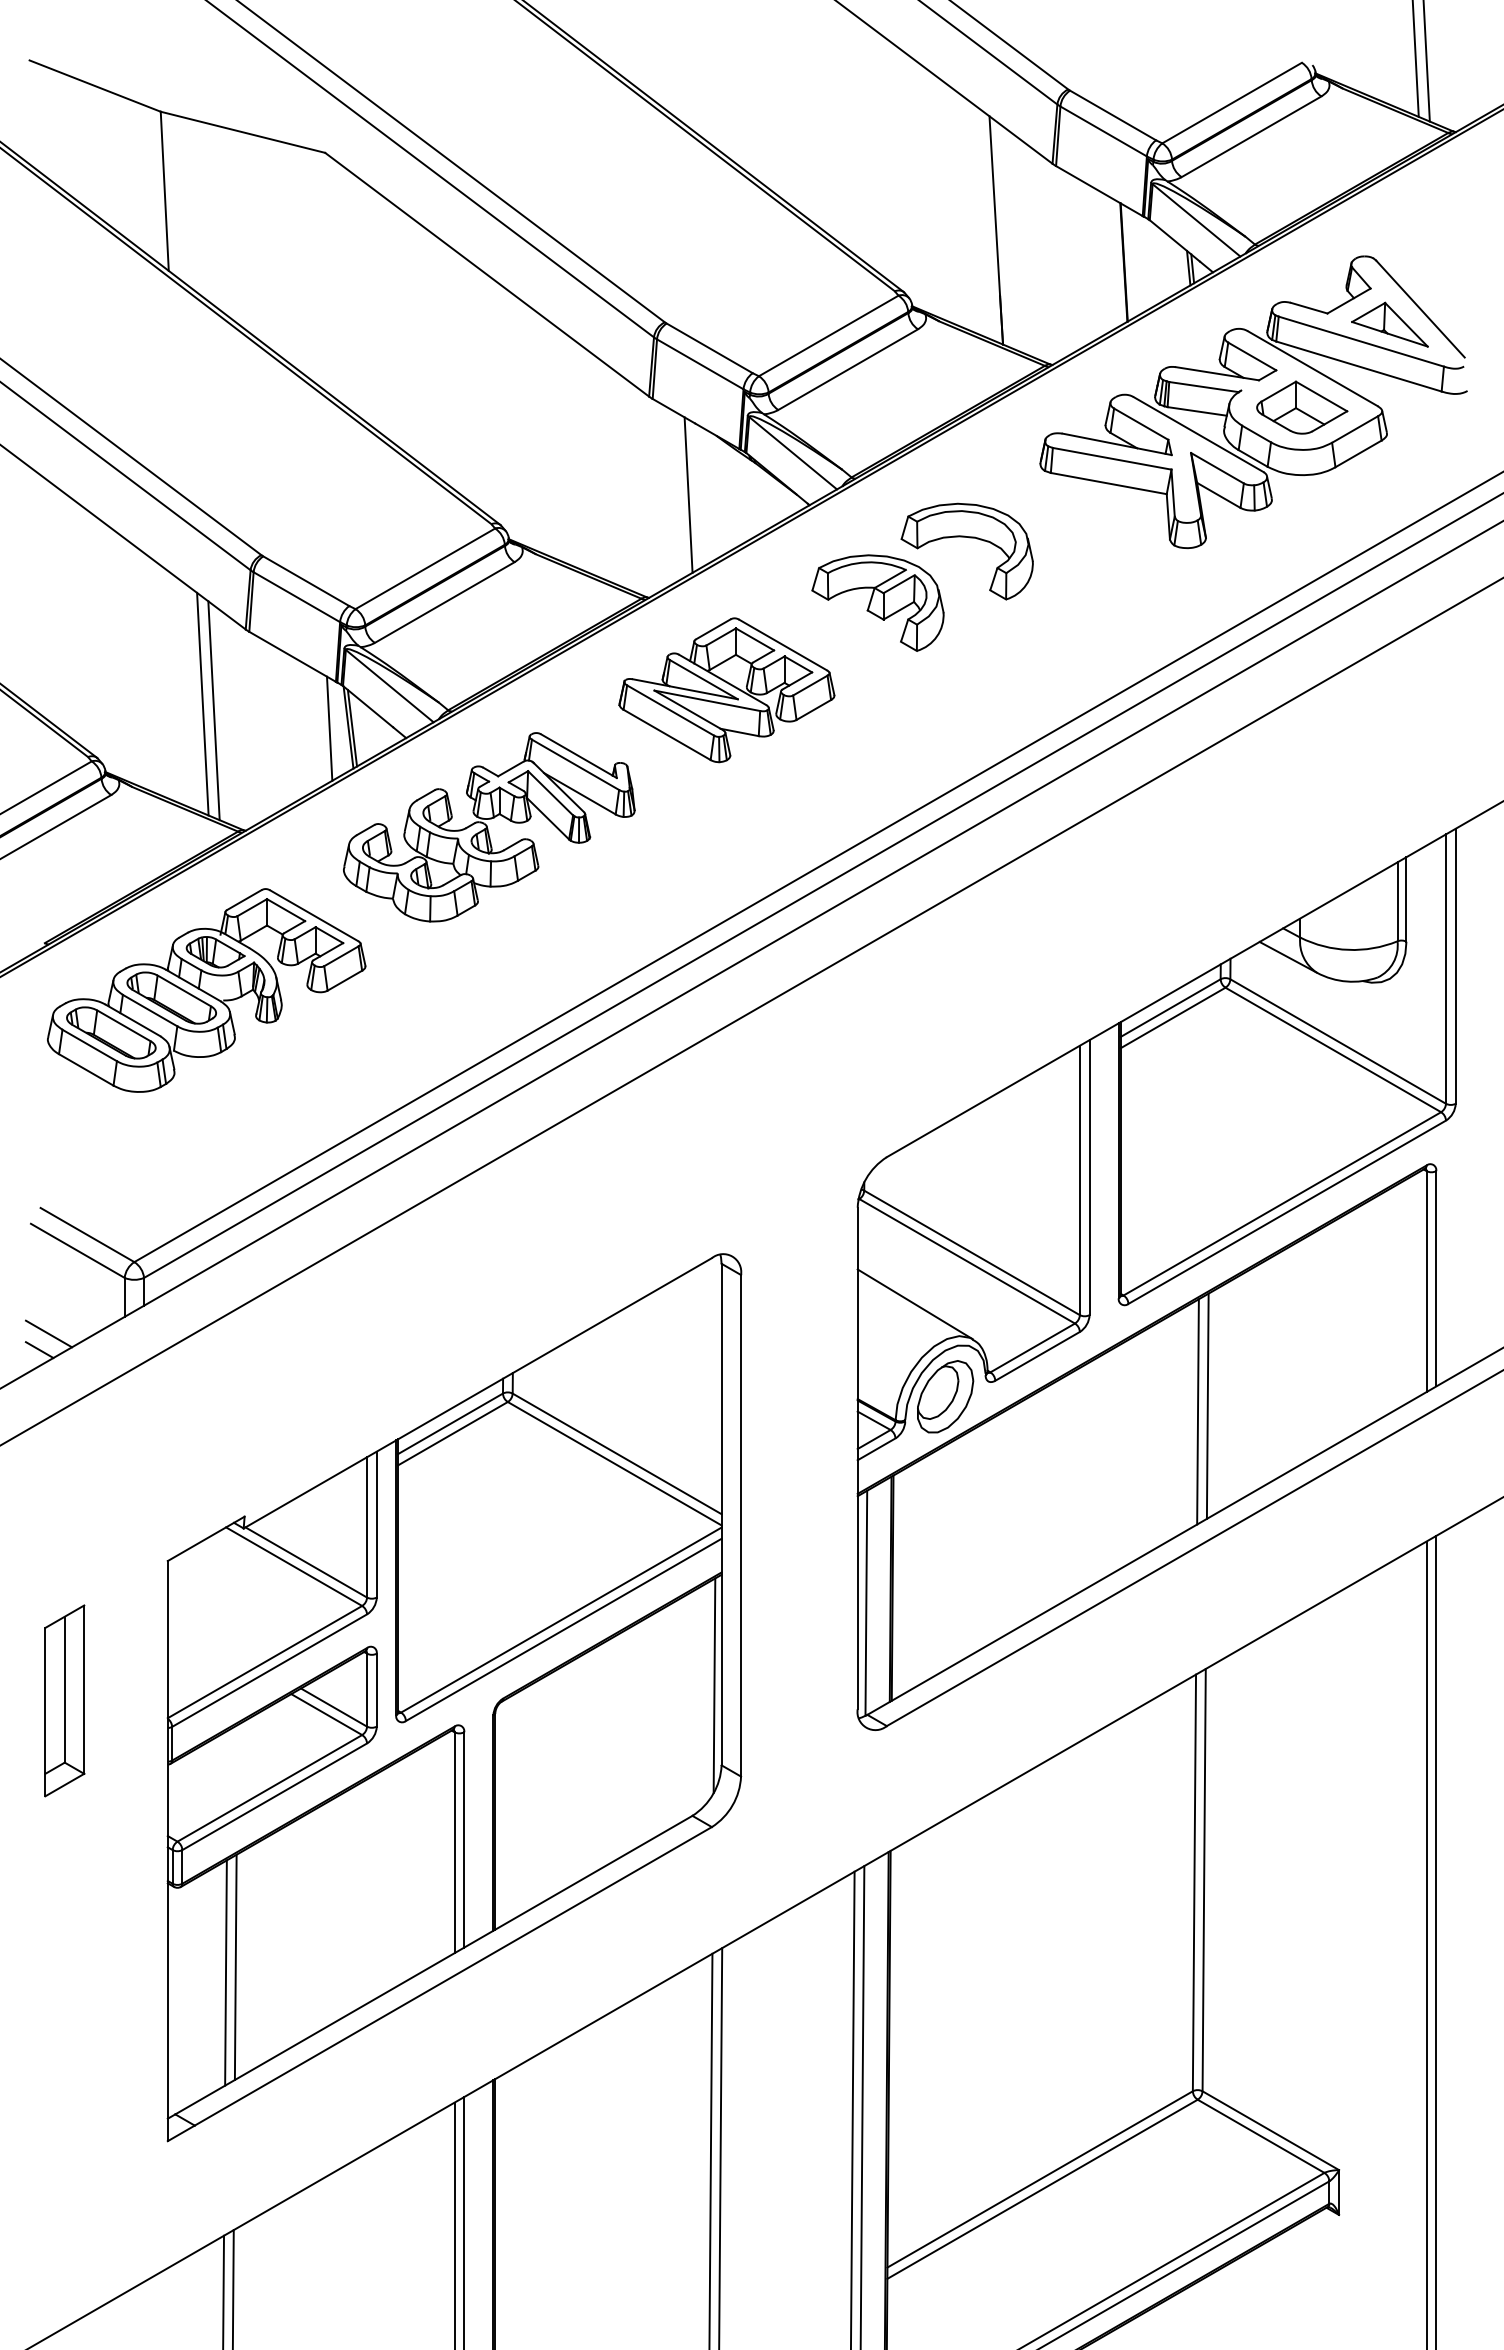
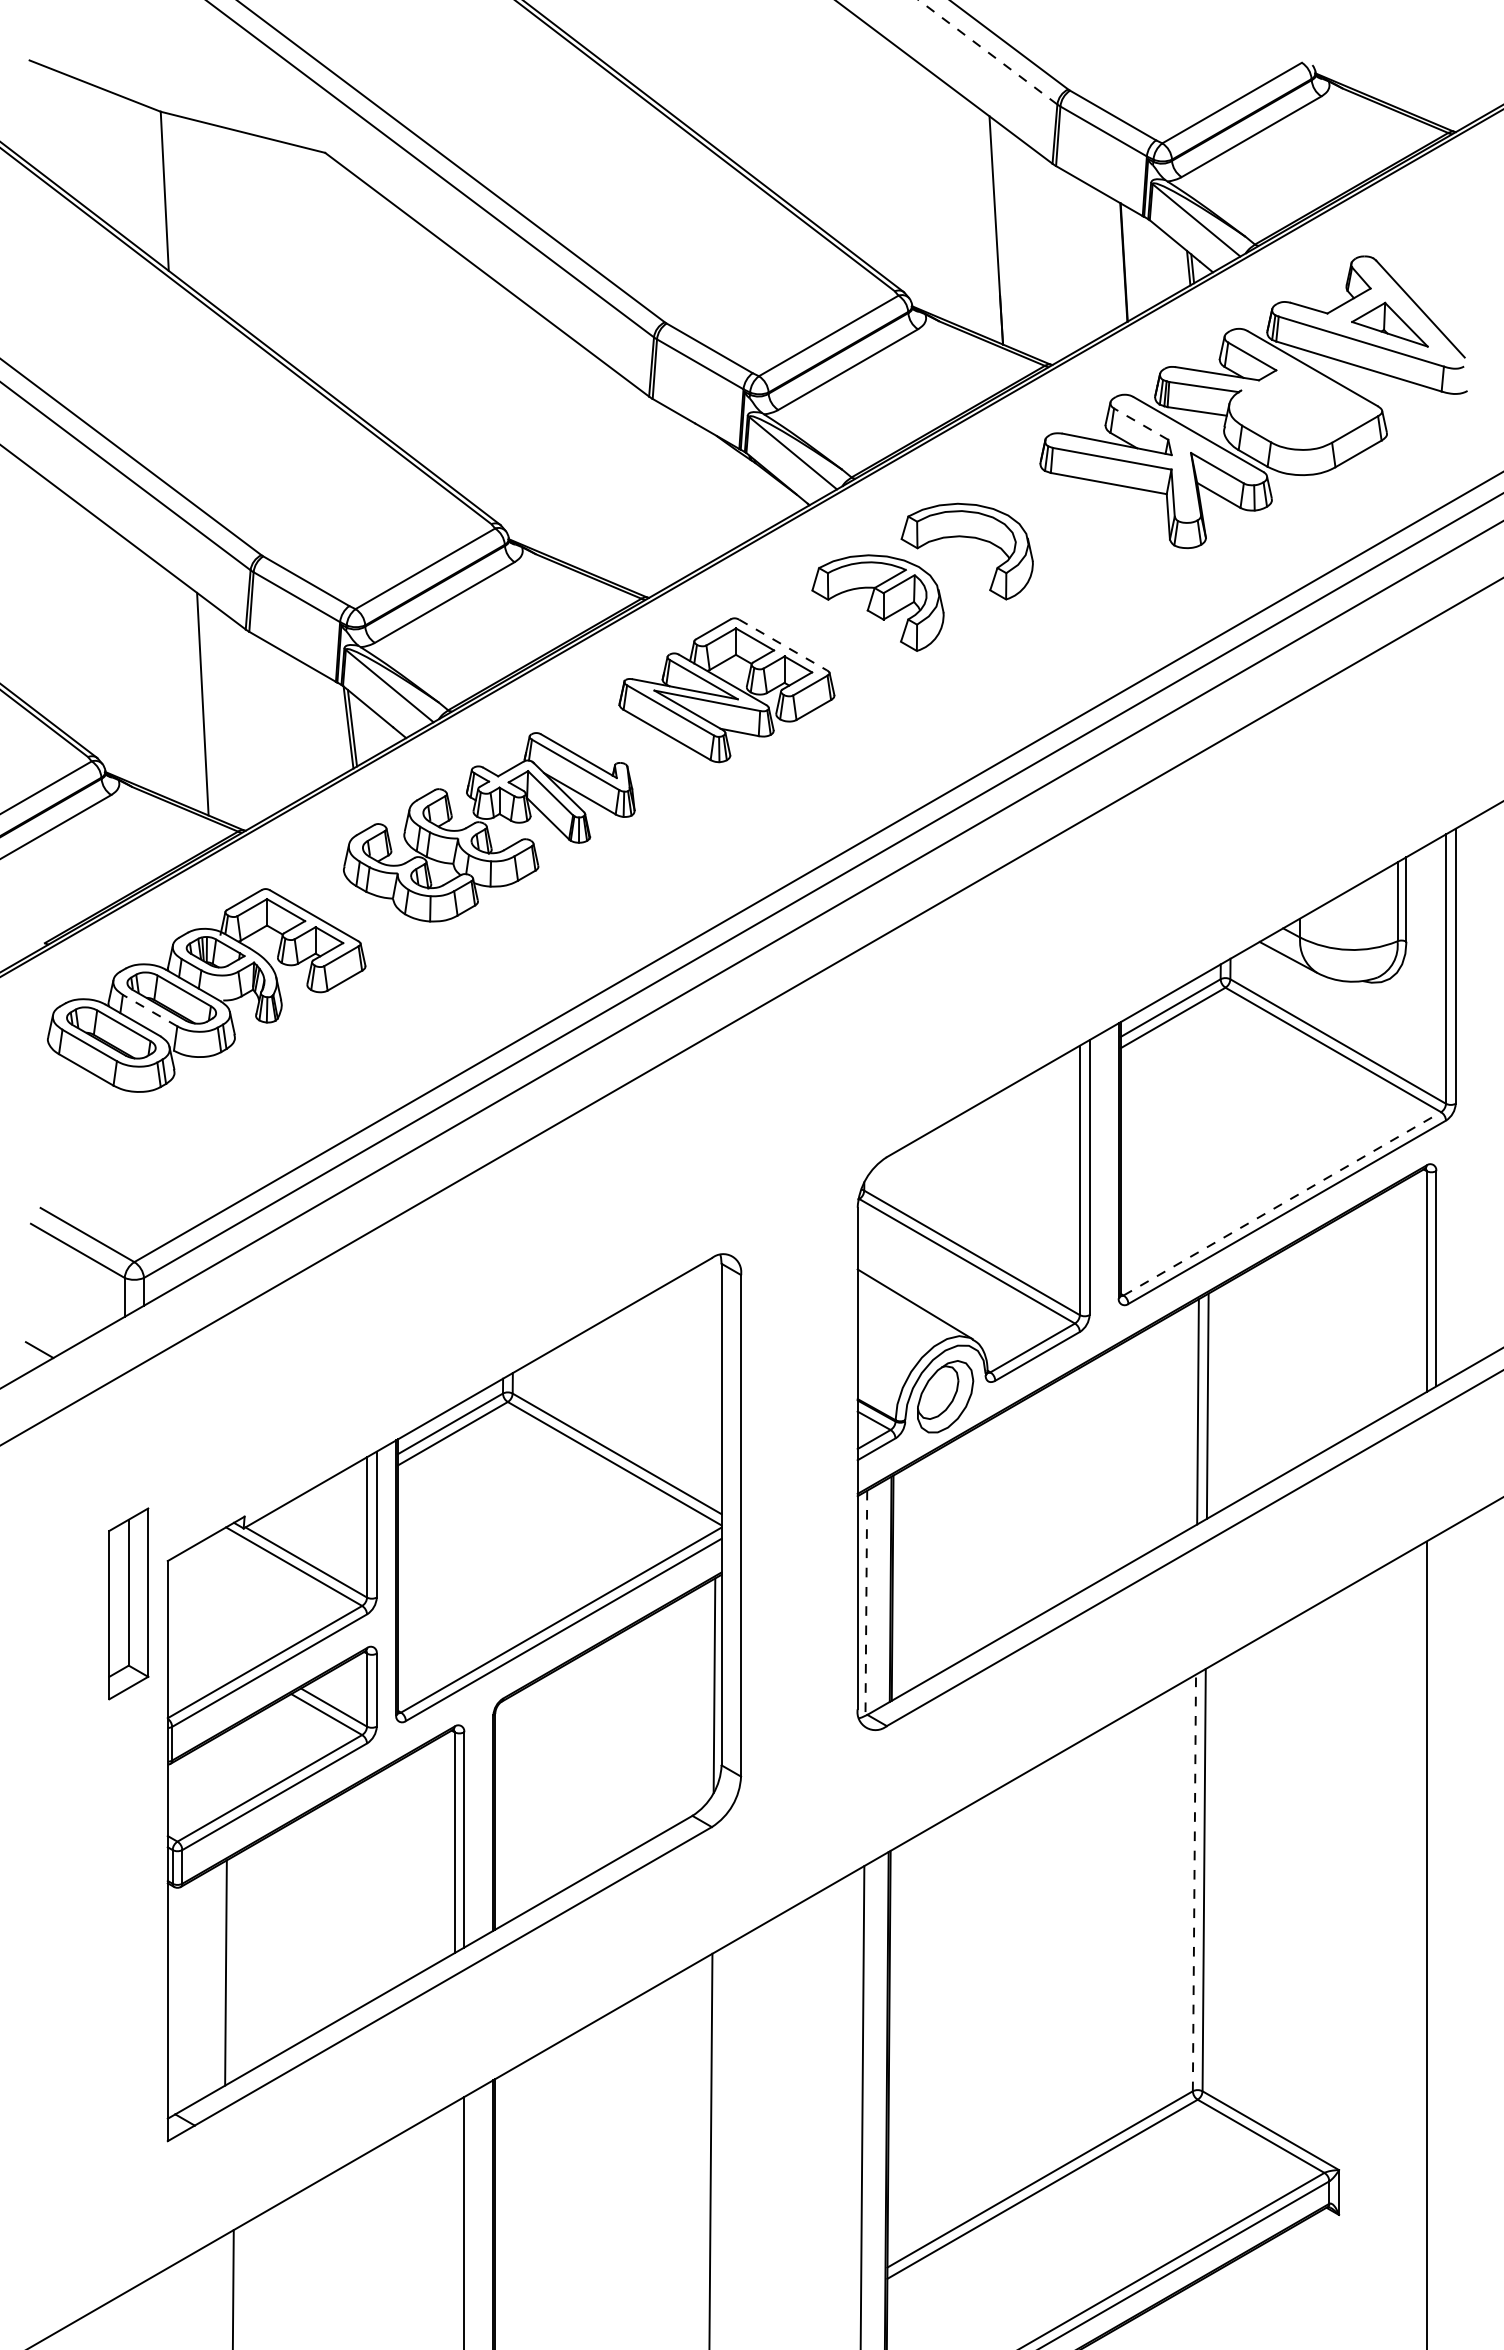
line: solid -> dashed (987, 52)
line: present -> none (1415, 59)
line: present -> none (1426, 61)
part: present -> none (1302, 407)
line: solid -> dashed (1140, 423)
line: present -> none (688, 494)
line: solid -> dashed (783, 645)
line: present -> none (213, 710)
line: present -> none (329, 728)
line: solid -> dashed (149, 1010)
line: solid -> dashed (1282, 1203)
line: present -> none (48, 1333)
line: solid -> dashed (866, 1603)
part position: (64, 1700) -> (128, 1603) (128, 1603)
line: solid -> dashed (1194, 1882)
line: present -> none (1436, 1940)
line: present -> none (235, 1967)
line: present -> none (852, 2108)
line: present -> none (720, 2147)
line: present -> none (454, 2224)
line: present -> none (223, 2290)
